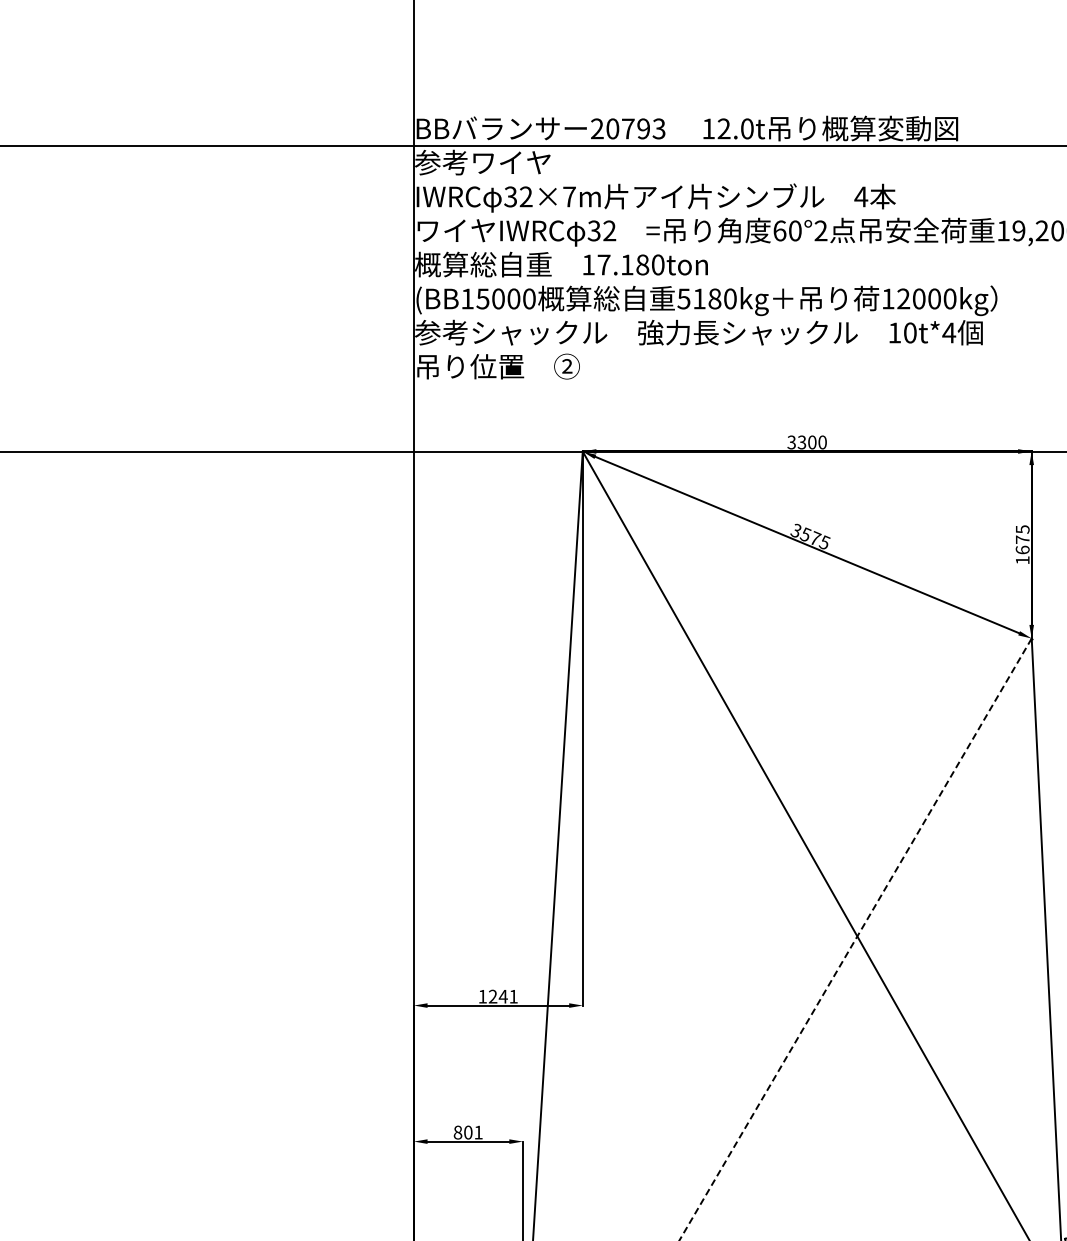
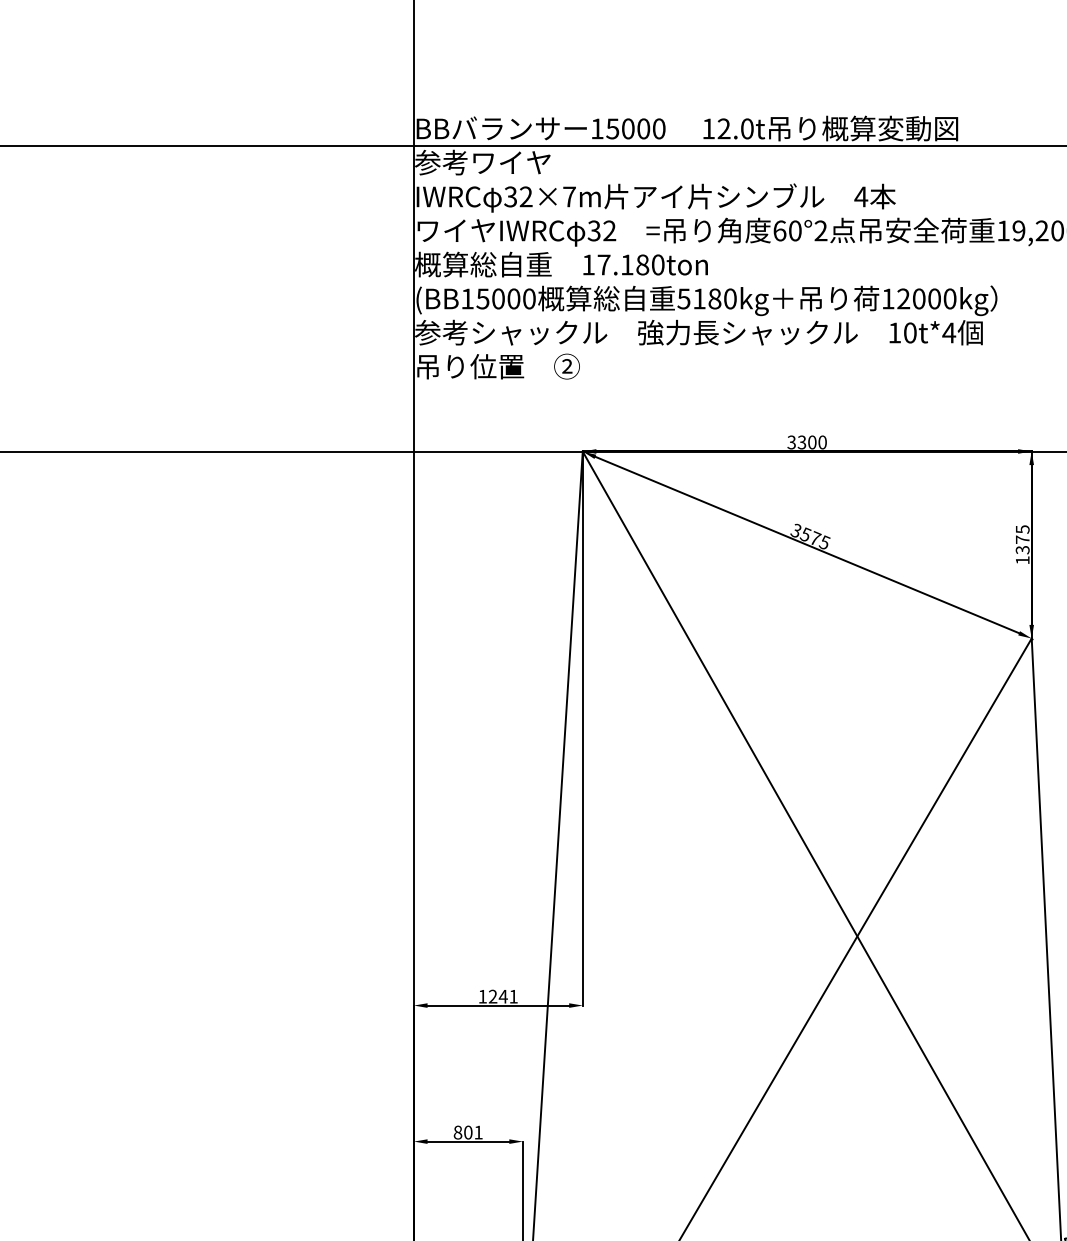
text: 20793 -> 15000 (628, 128)
text: 1675 -> 1375 (1022, 549)
line: dashed -> solid (855, 939)
